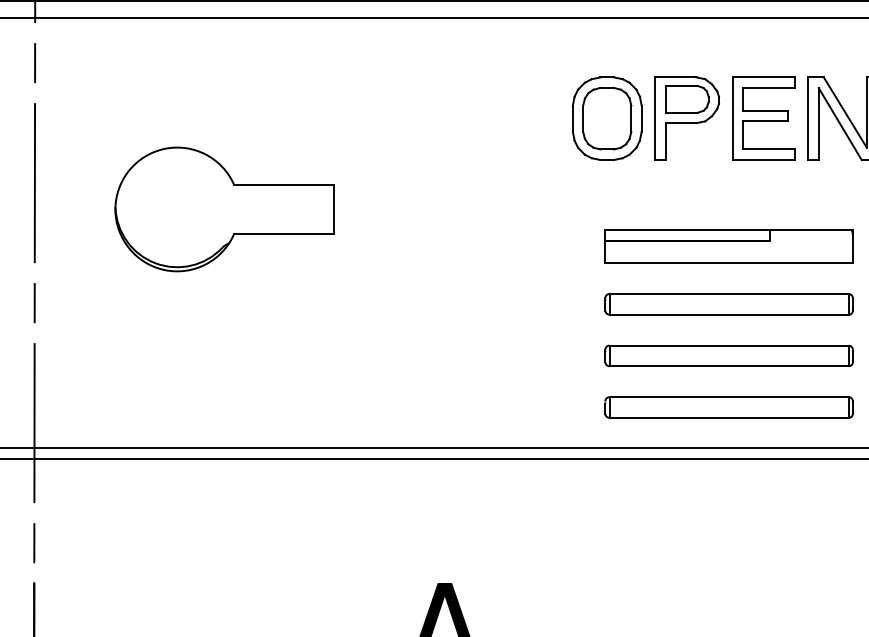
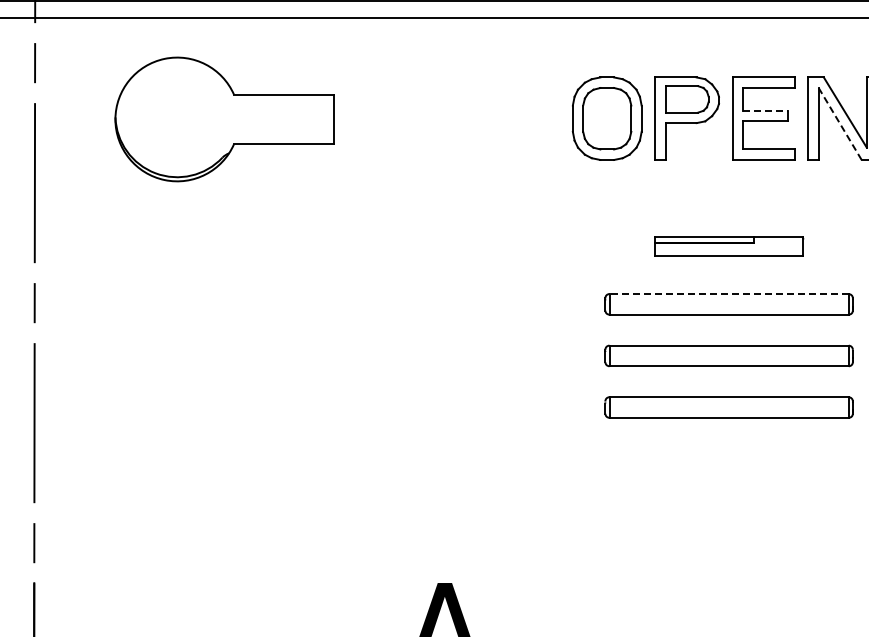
line: solid -> dashed (765, 110)
line: solid -> dashed (840, 123)
part position: (224, 209) -> (224, 119) (224, 119)
part size: 250x35 px -> 151x21 px (729, 246)
line: solid -> dashed (729, 294)
line: present -> none (433, 447)
line: present -> none (433, 459)
